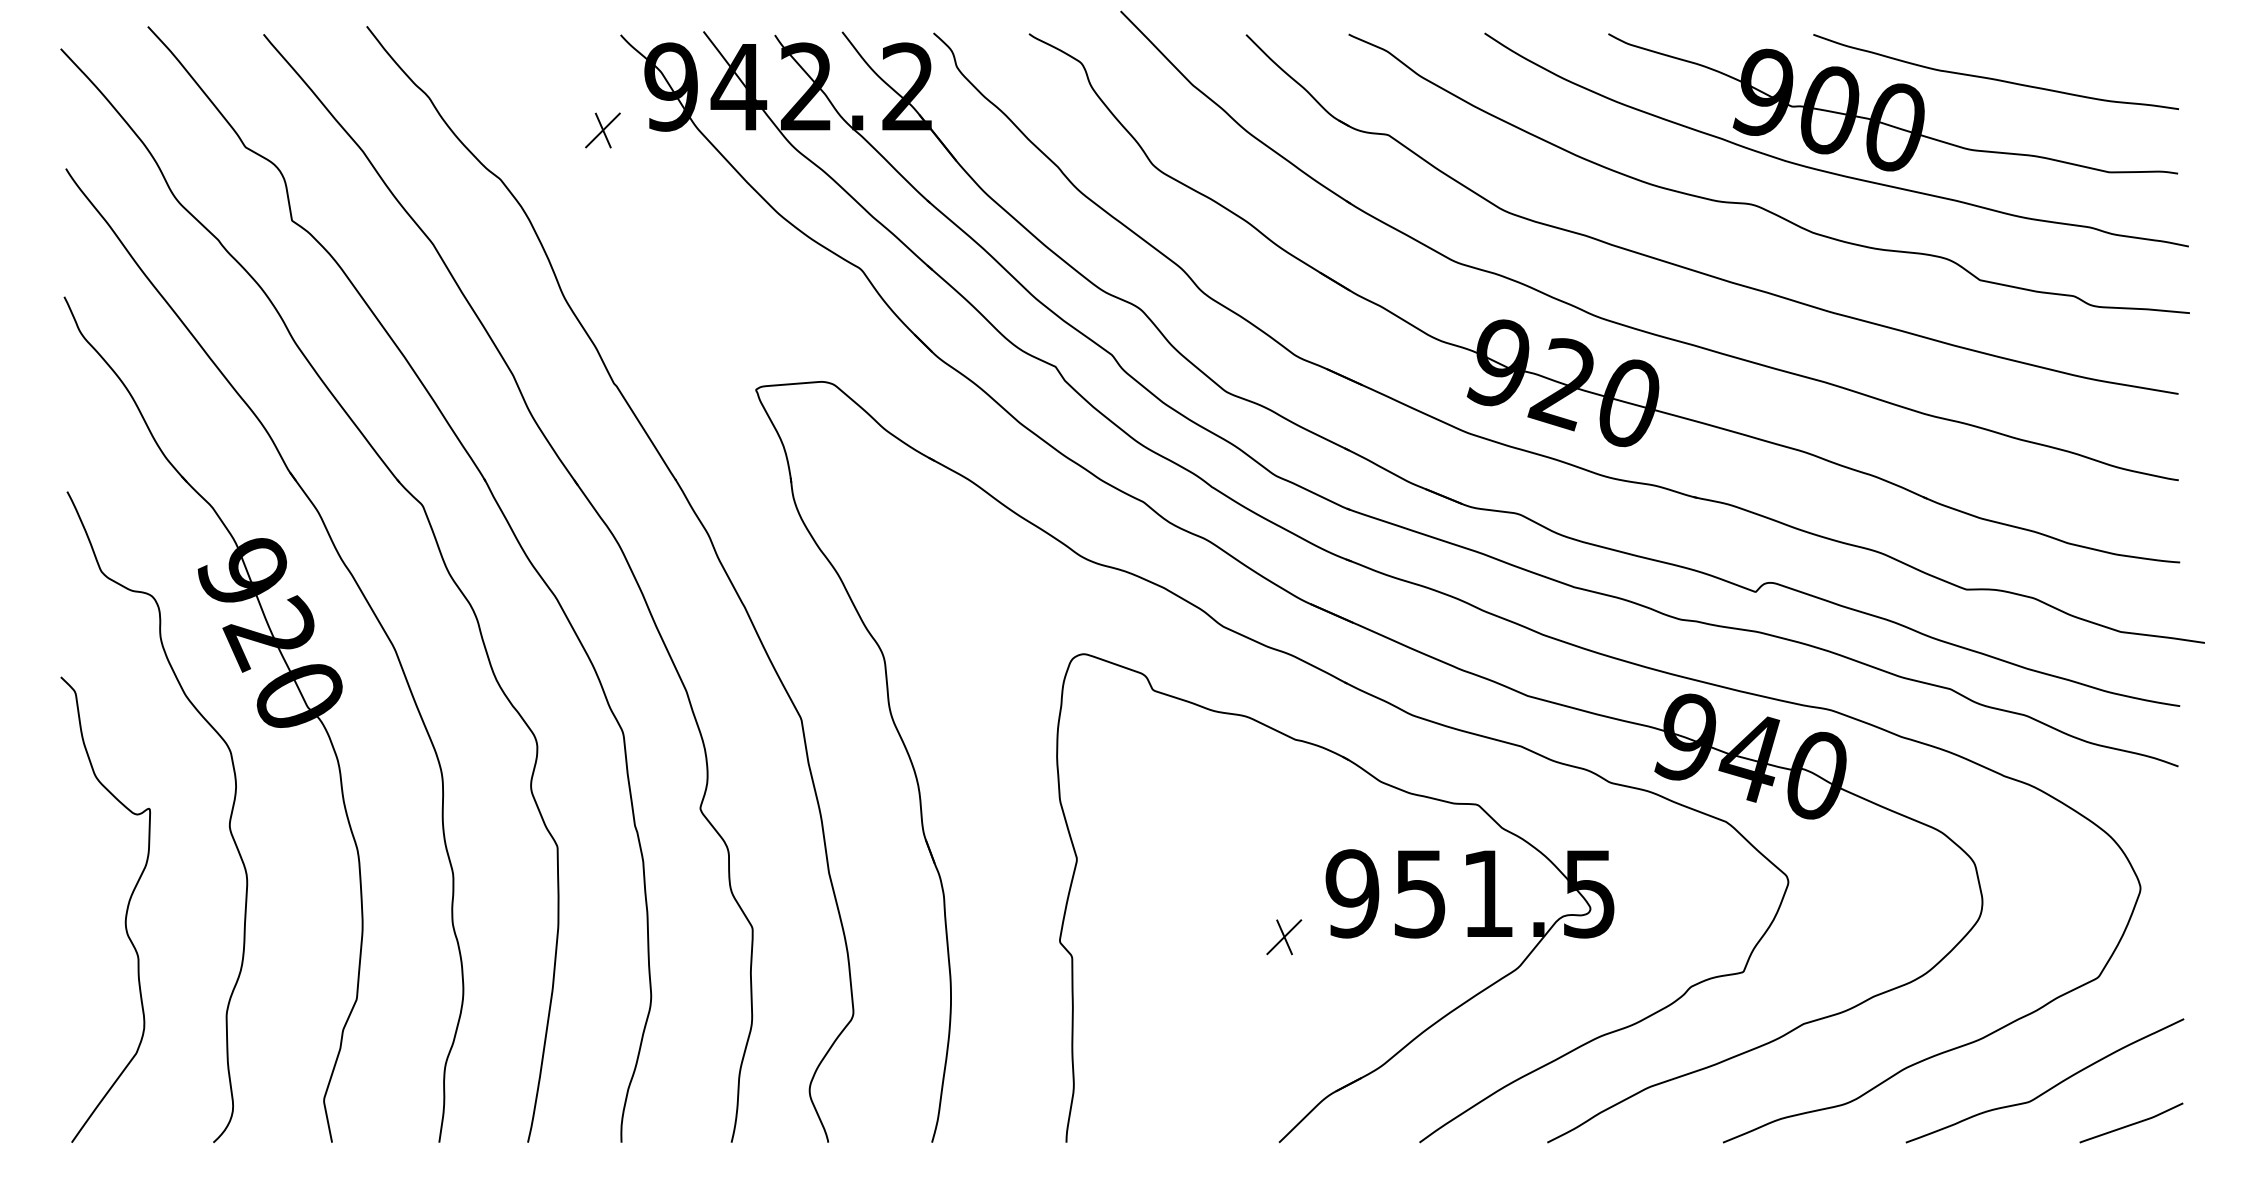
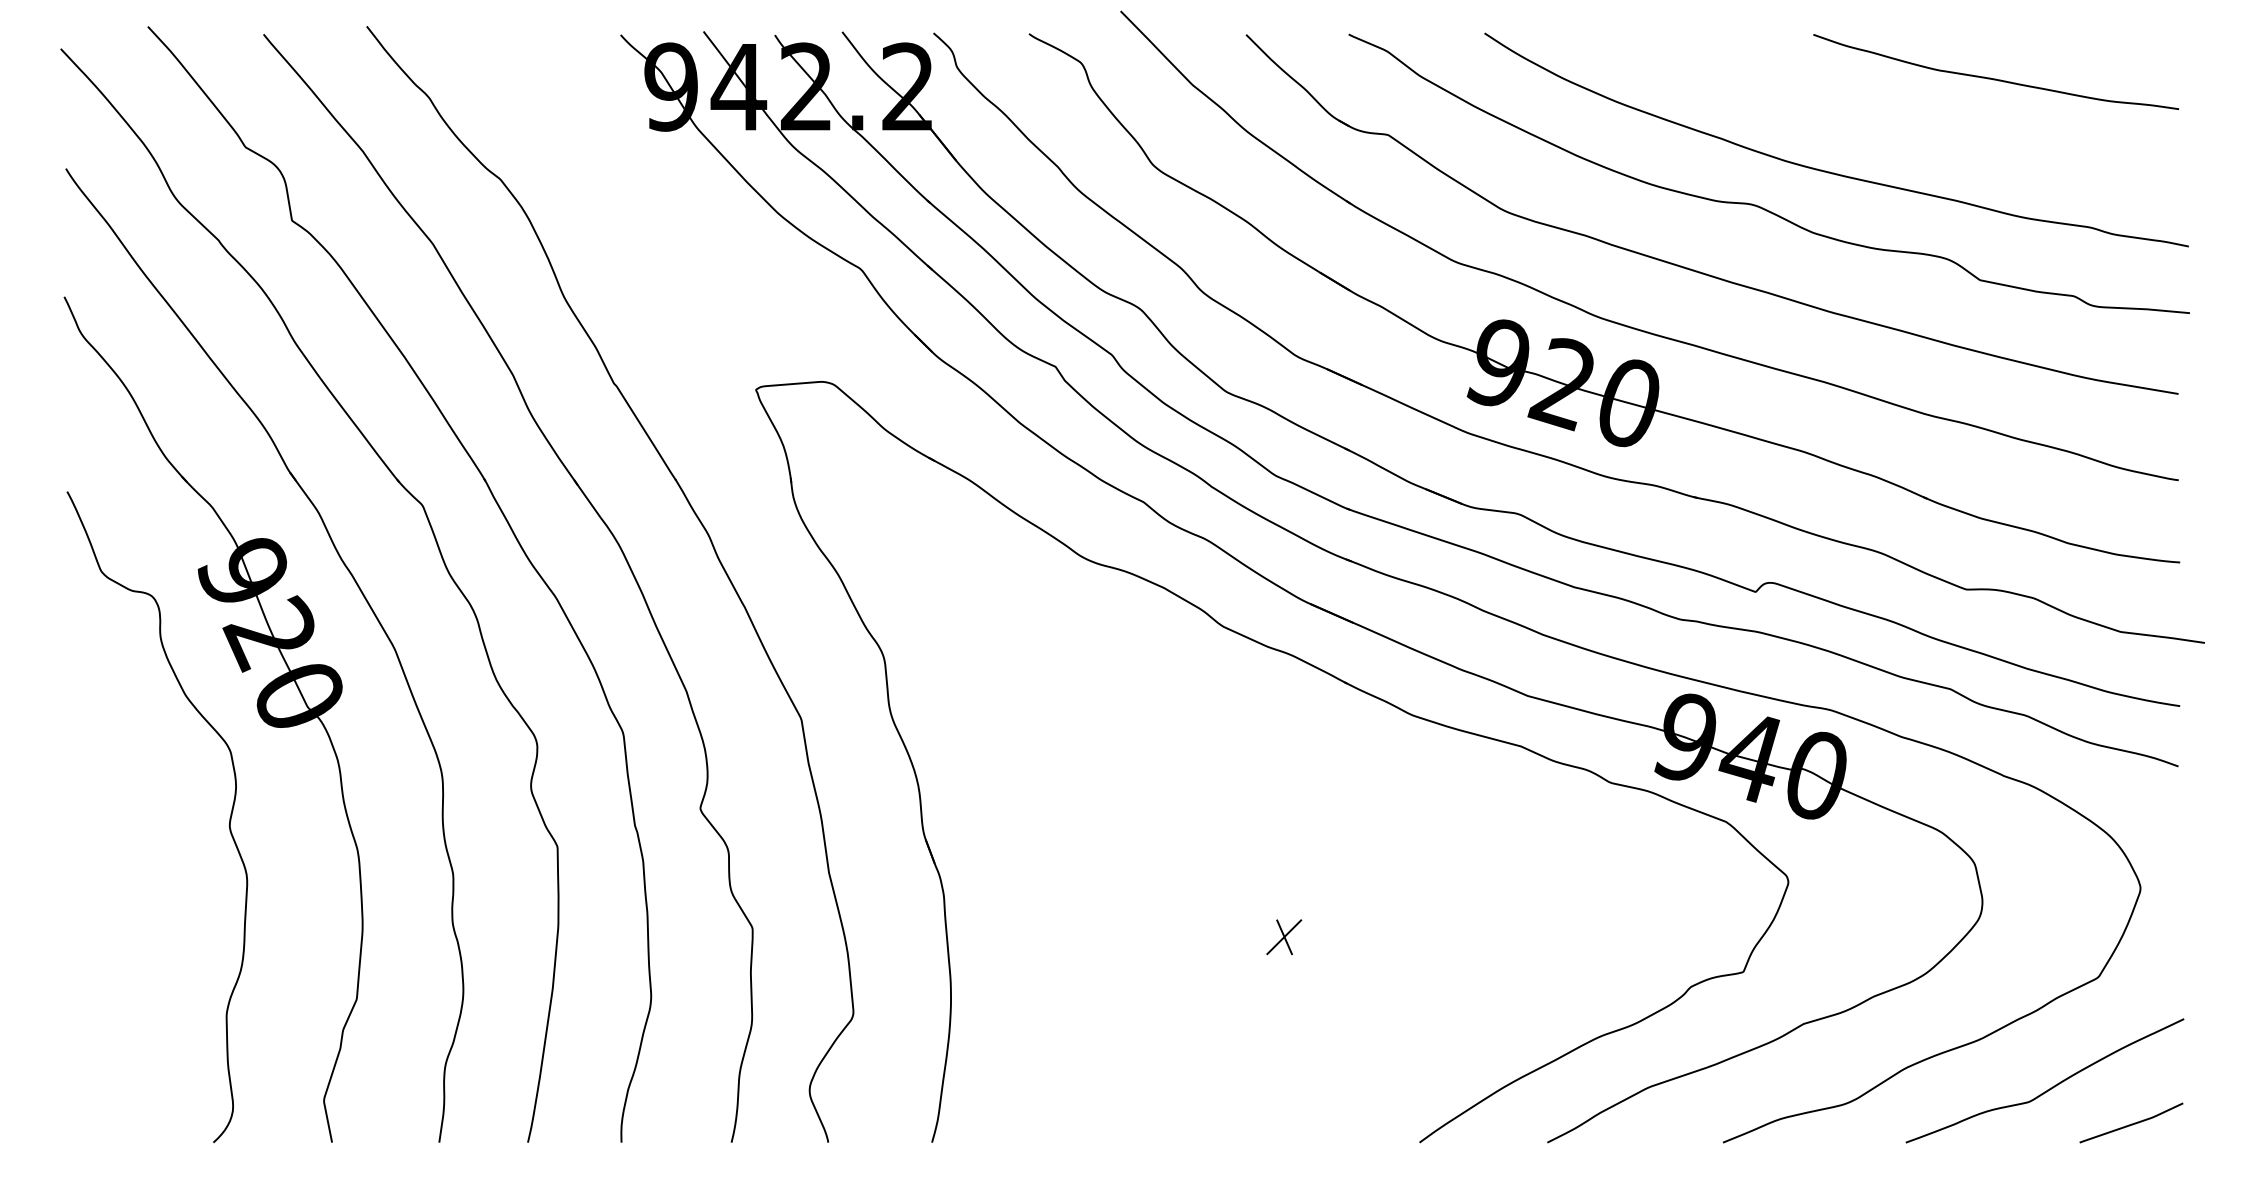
part: present -> none (1893, 103)
part: present -> none (602, 130)
part: present -> none (1335, 898)
curve: present -> none (125, 913)
